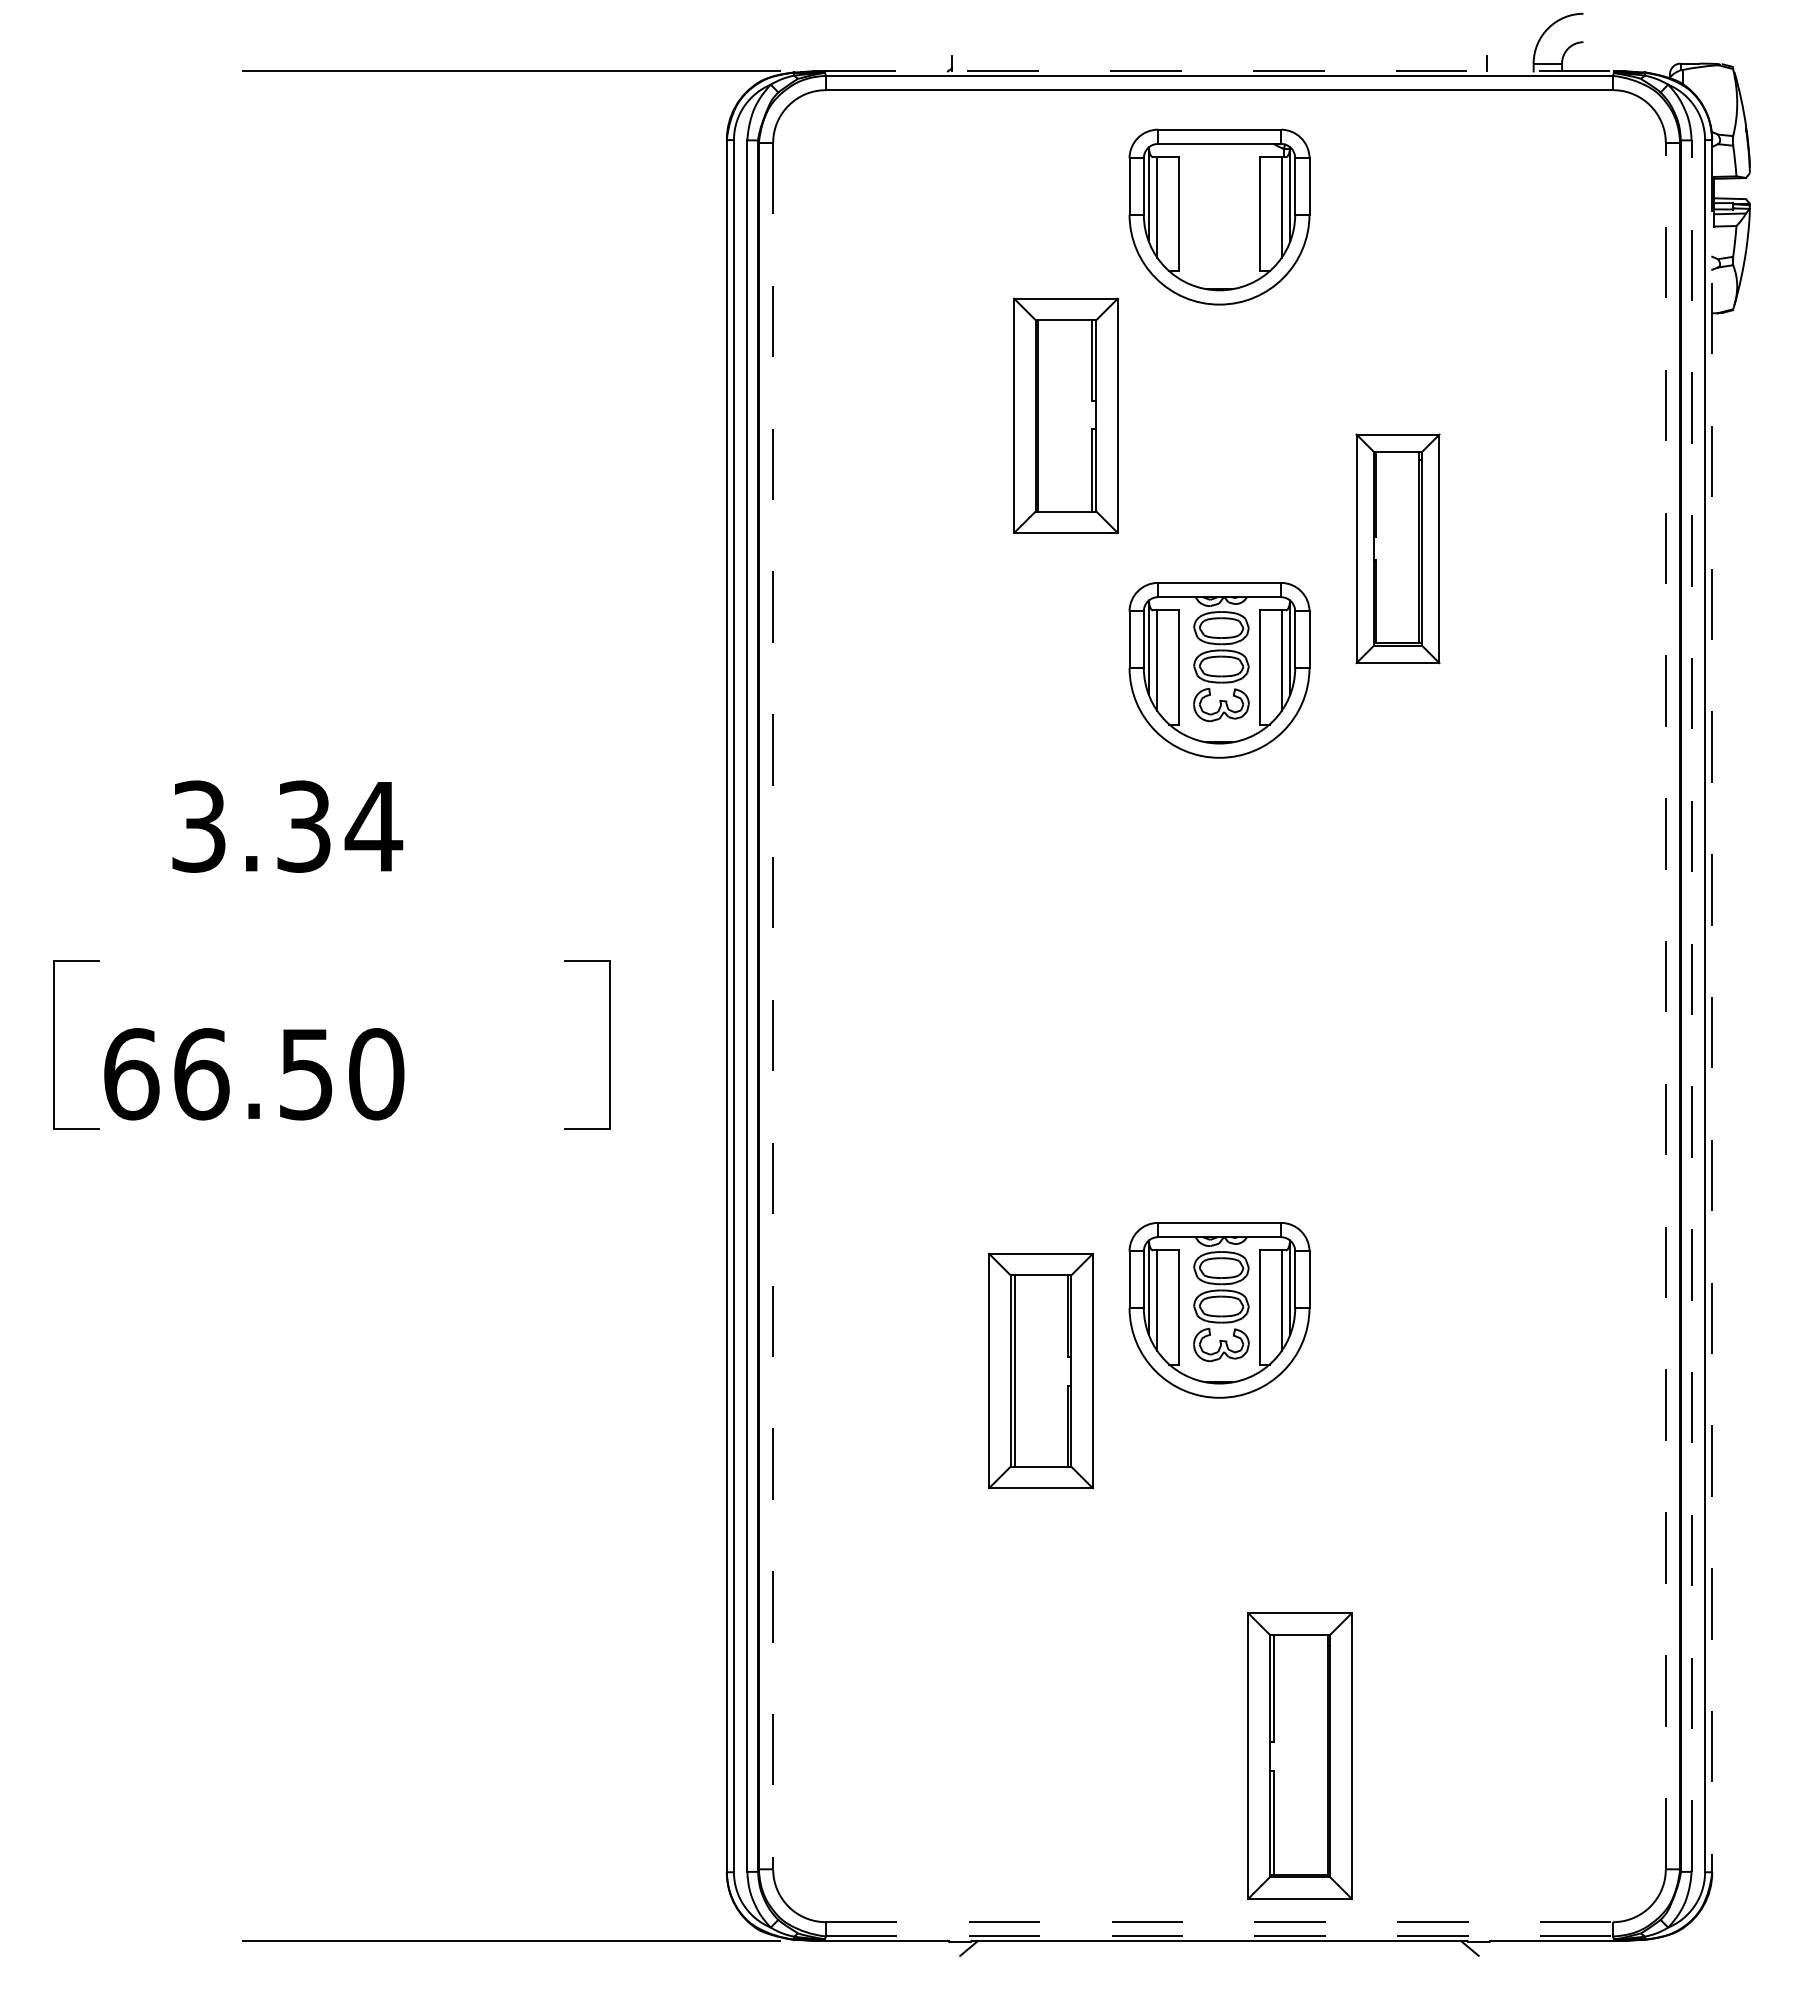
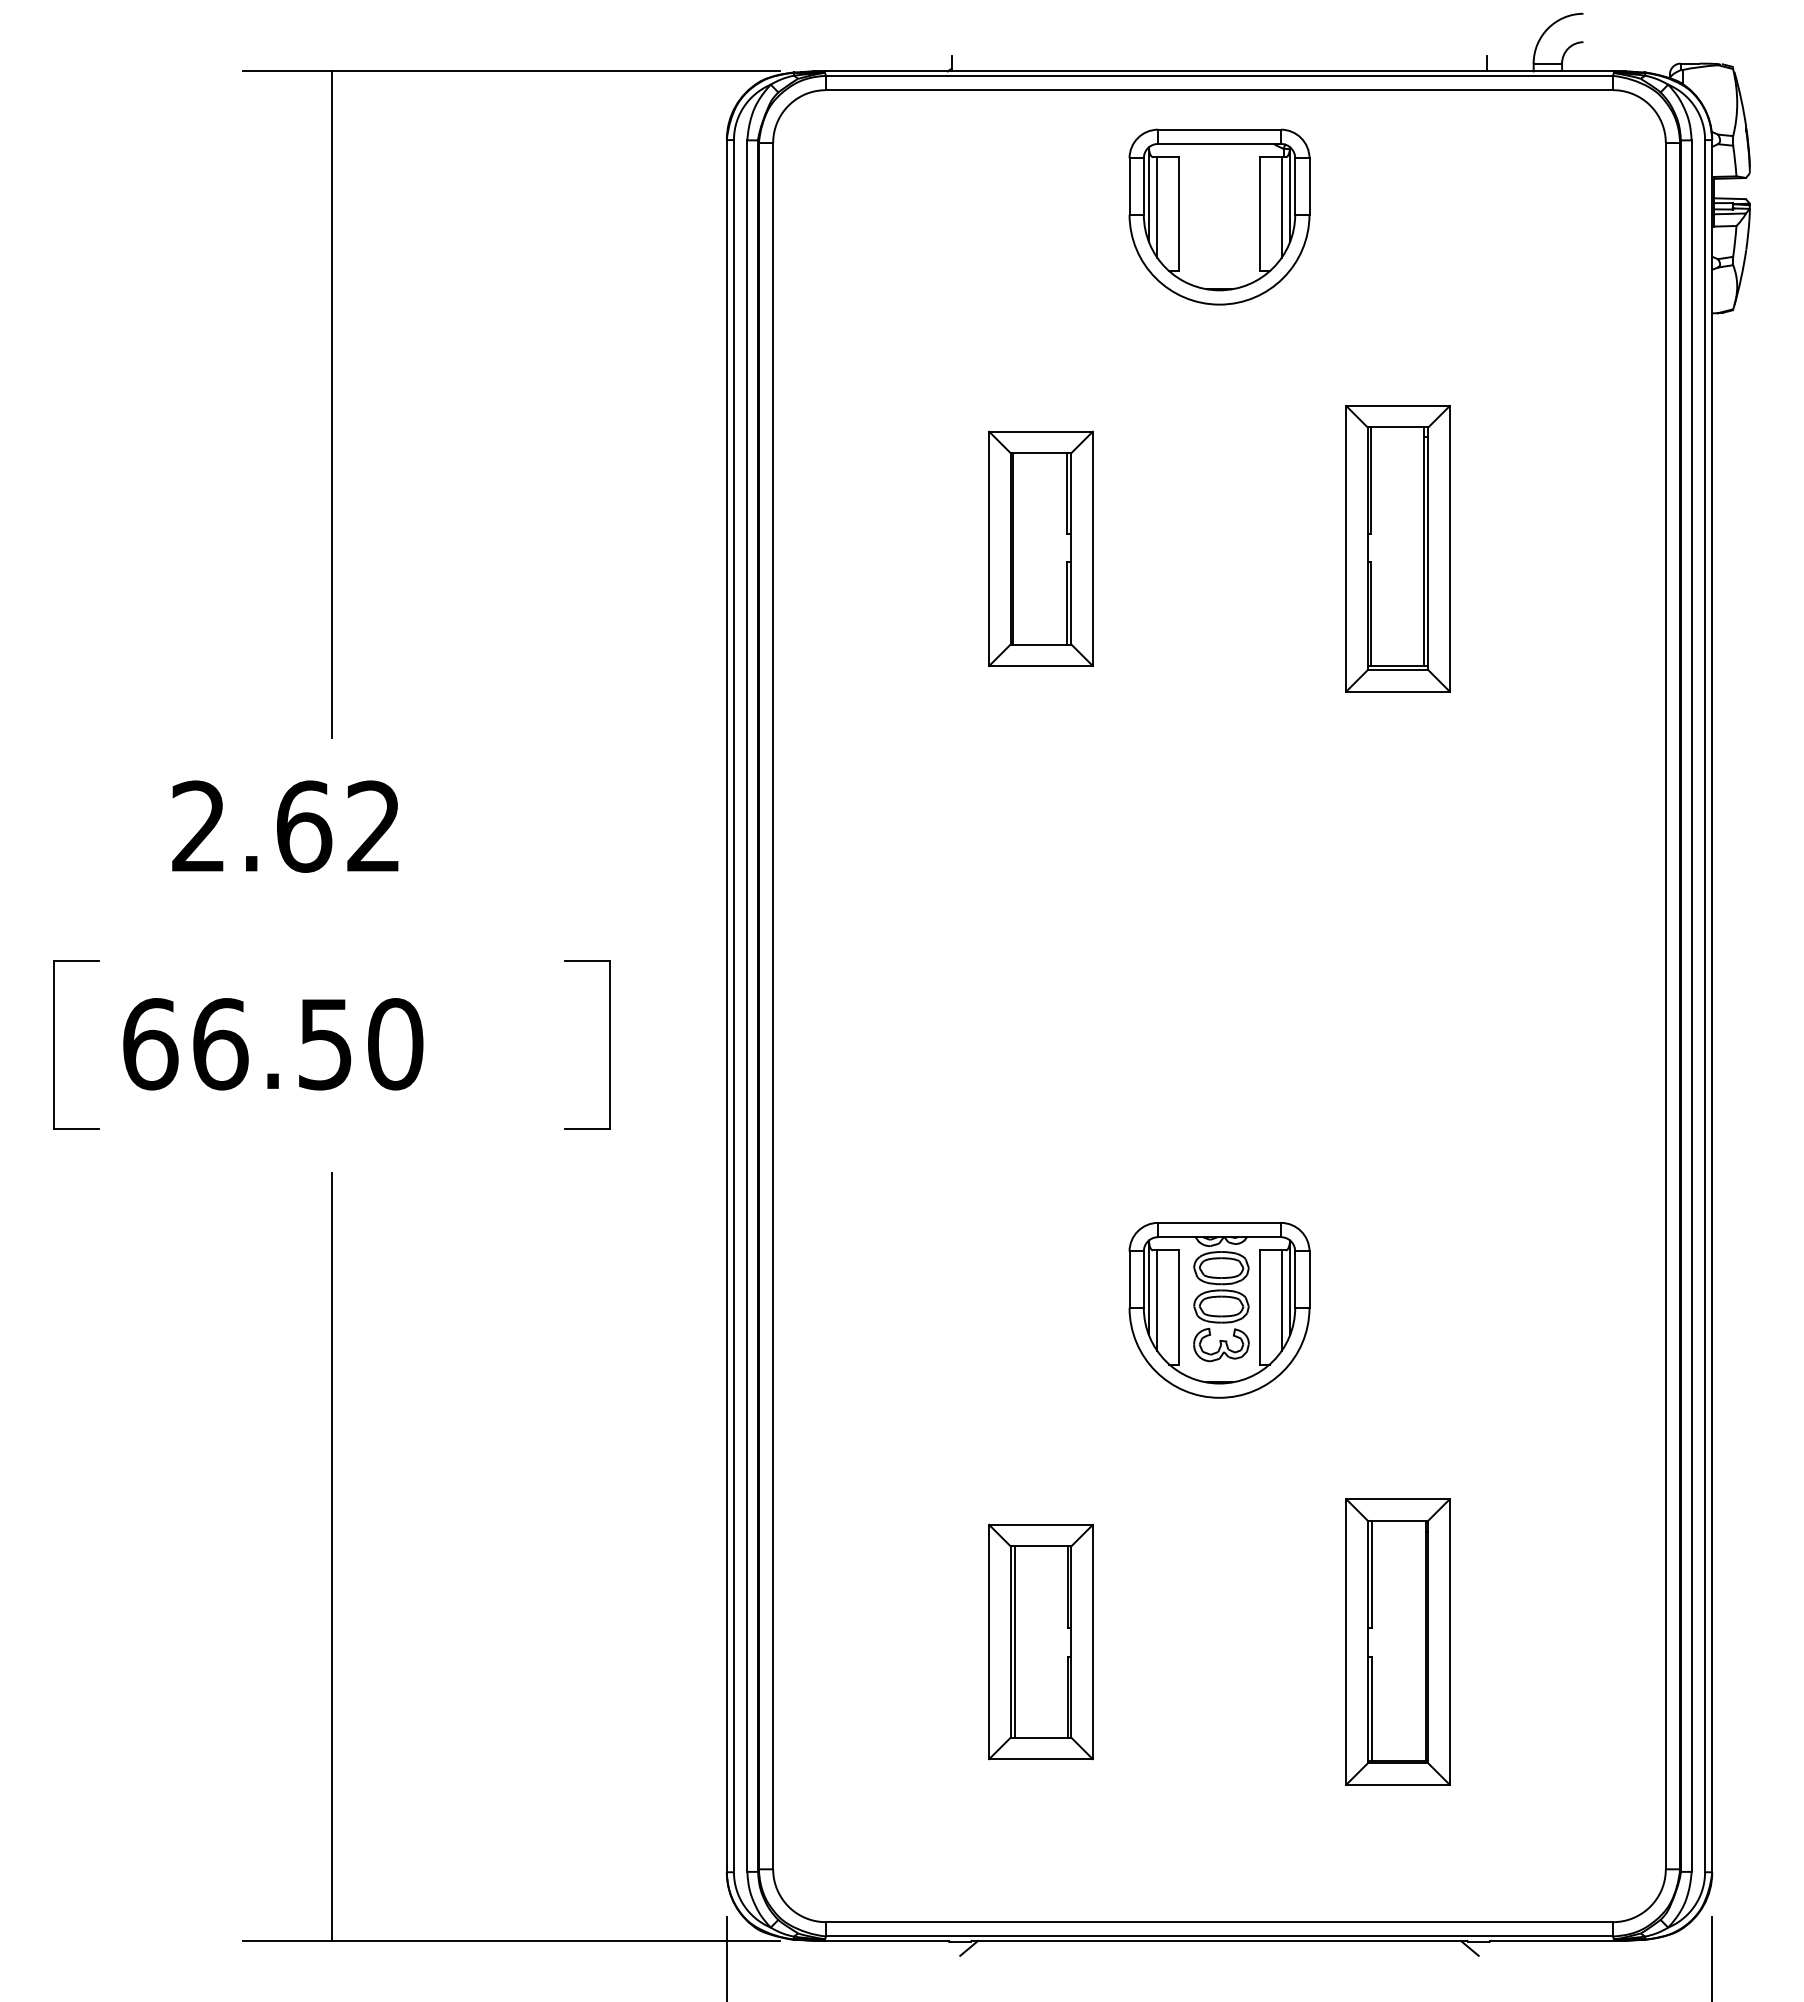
line: dashed -> solid (1219, 71)
line: none -> present (331, 404)
part position: (1065, 415) -> (1040, 548) (1040, 548)
part size: 86x232 px -> 106x288 px (1397, 548)
part: present -> none (1219, 670)
text: 3.34 -> 2.62 (287, 826)
line: dashed -> solid (1665, 1005)
line: dashed -> solid (773, 1006)
line: dashed -> solid (1691, 1006)
line: dashed -> solid (1712, 1006)
text position: (254, 1074) -> (273, 1044) (273, 1044)
part position: (1040, 1370) -> (1040, 1641) (1040, 1641)
line: none -> present (331, 1556)
part position: (1299, 1755) -> (1397, 1641) (1397, 1641)
line: dashed -> solid (1219, 1922)
line: dashed -> solid (1219, 1936)
line: none -> present (726, 1957)
line: none -> present (1712, 1957)
